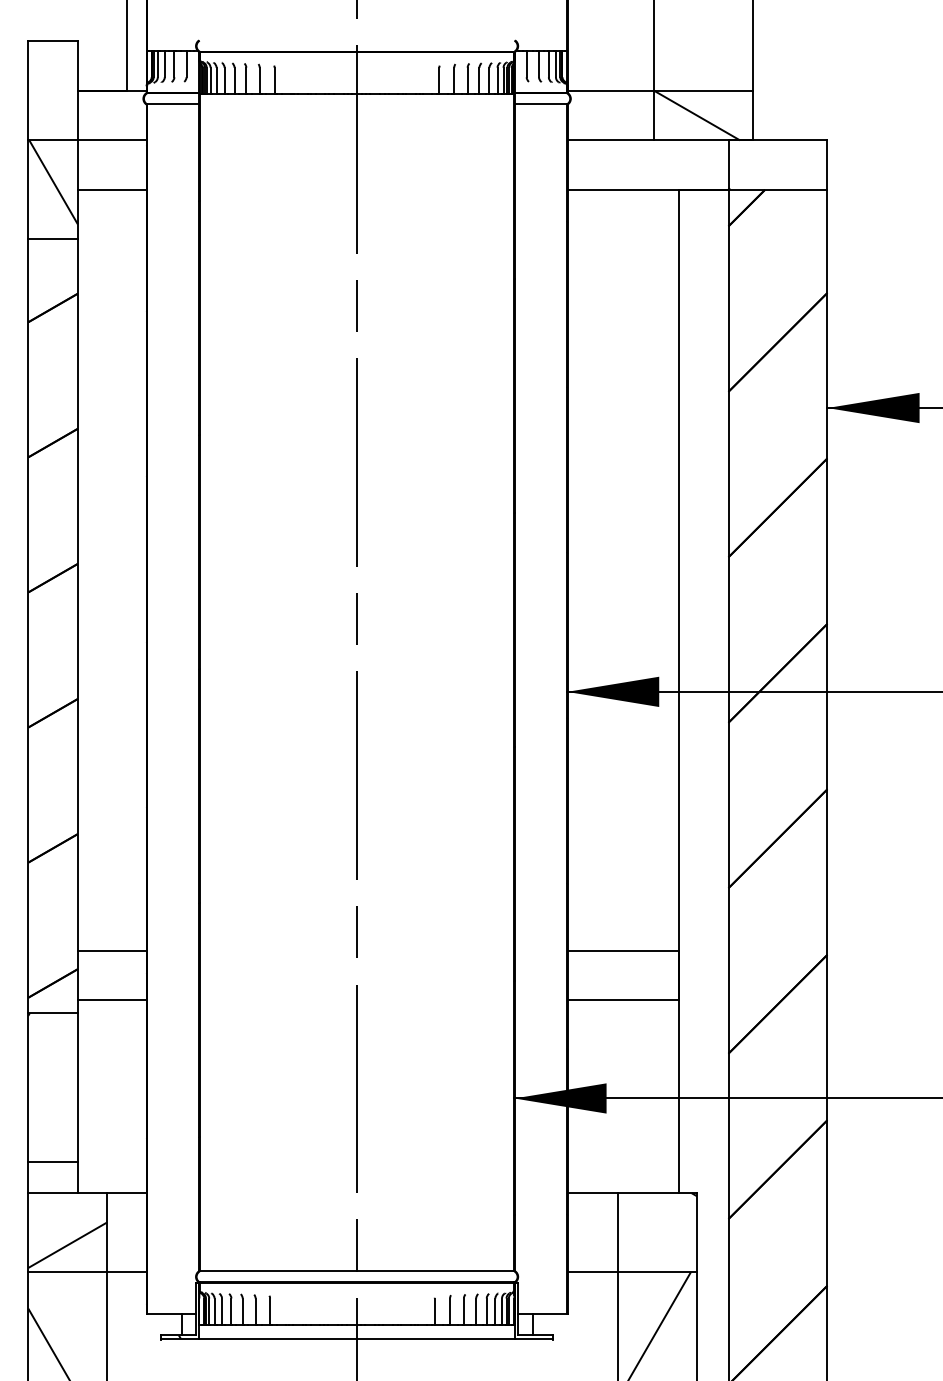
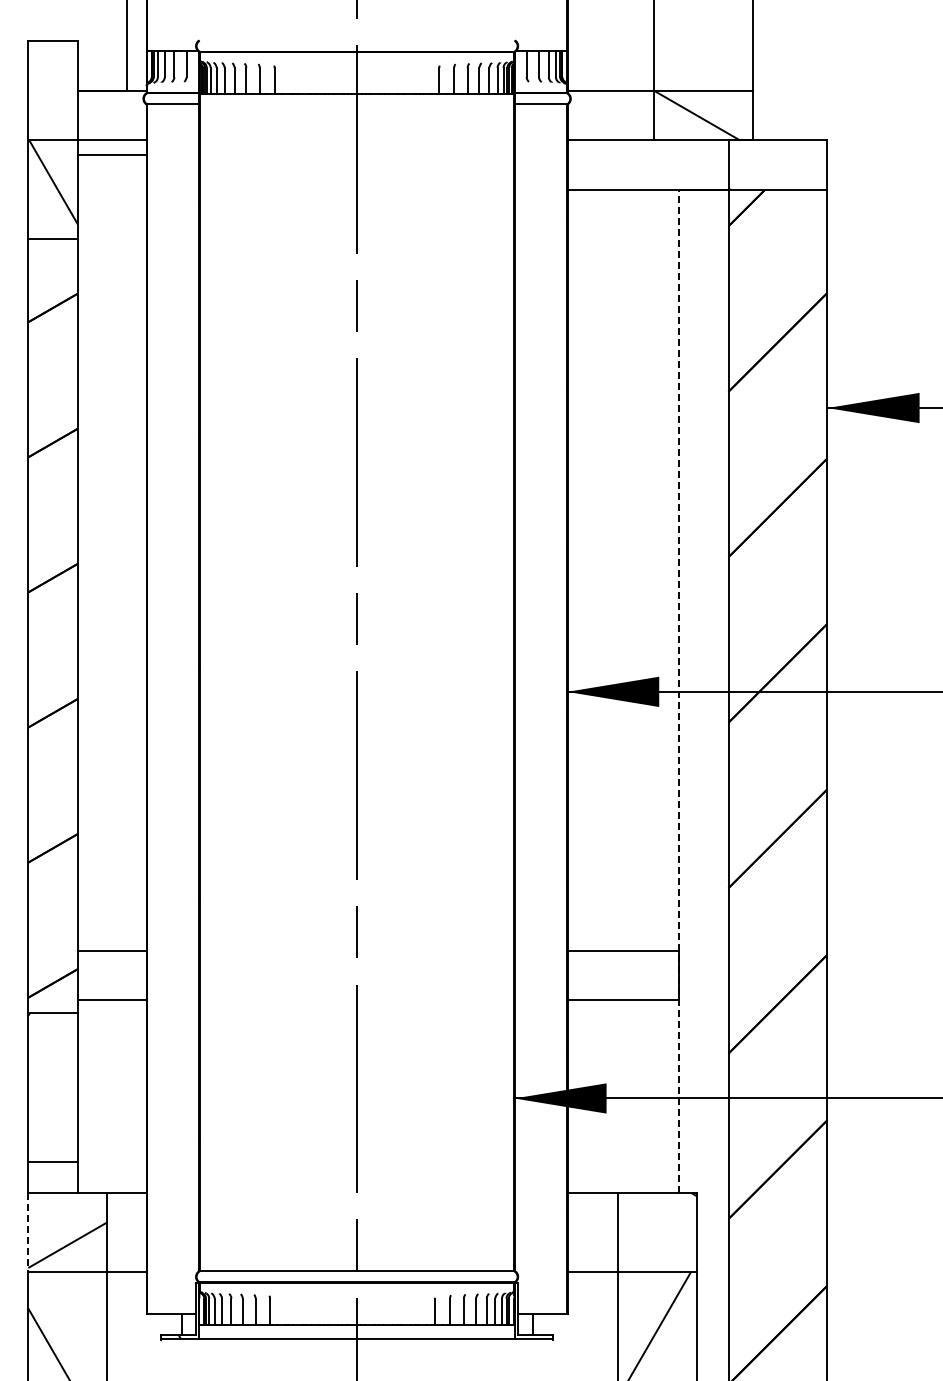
line position: (111, 189) -> (111, 154) (111, 154)
line: solid -> dashed (679, 691)
line: solid -> dashed (28, 1233)
